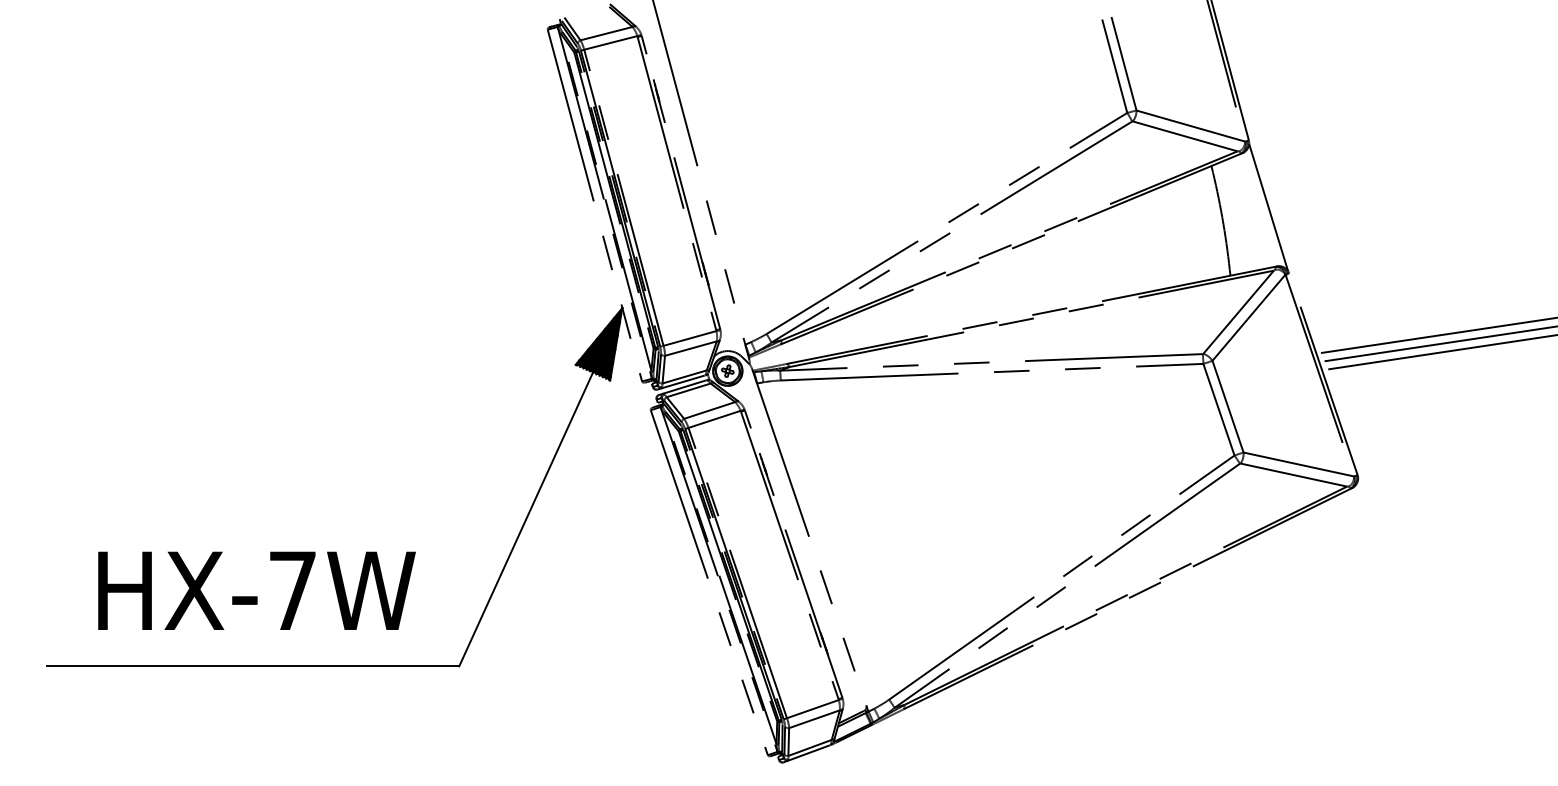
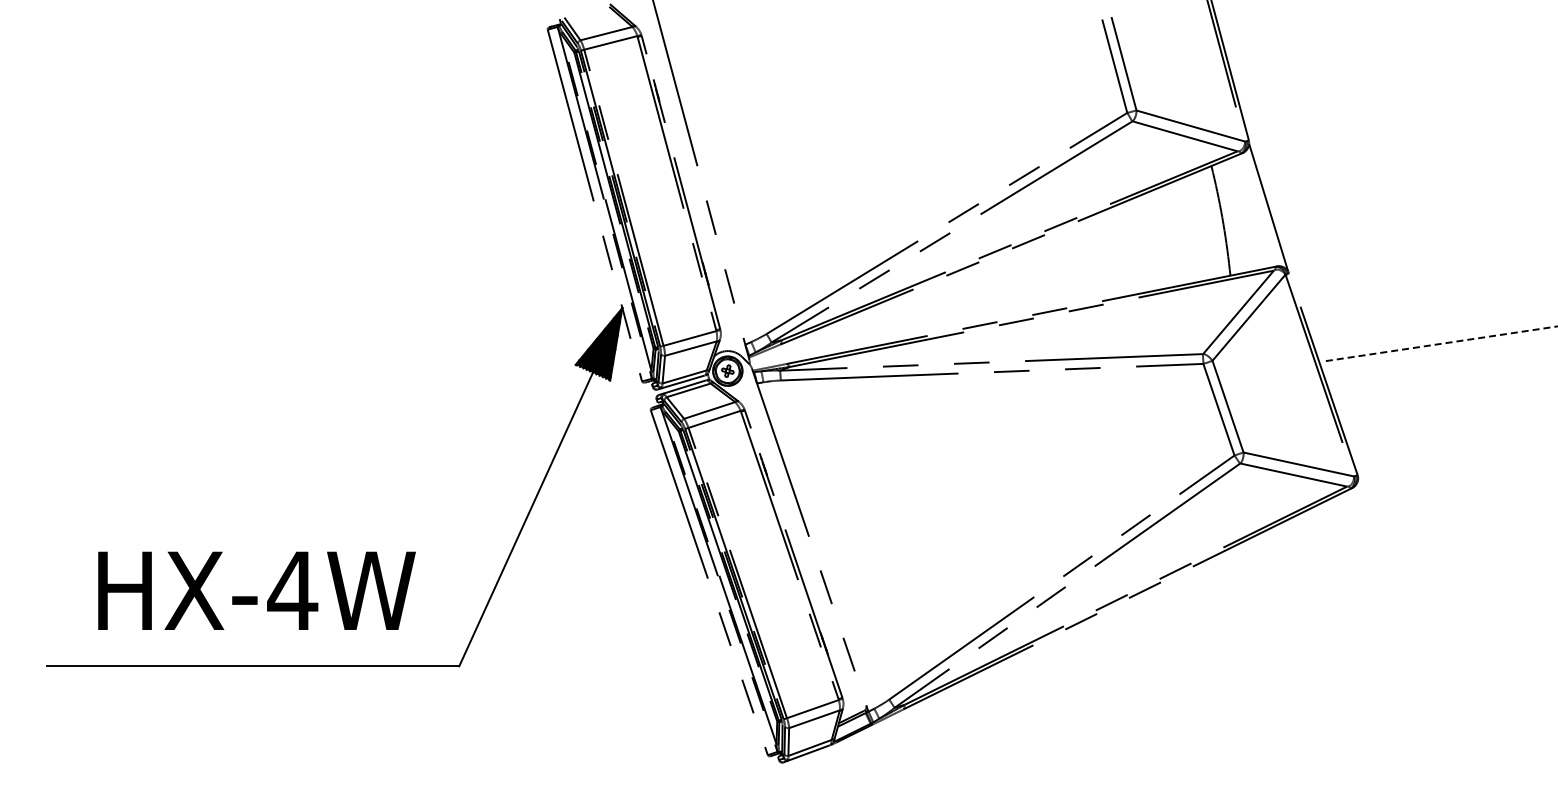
line: present -> none (1437, 335)
line: solid -> dashed (1441, 343)
line: present -> none (1441, 352)
text: HX-7W -> HX-4W (292, 590)
